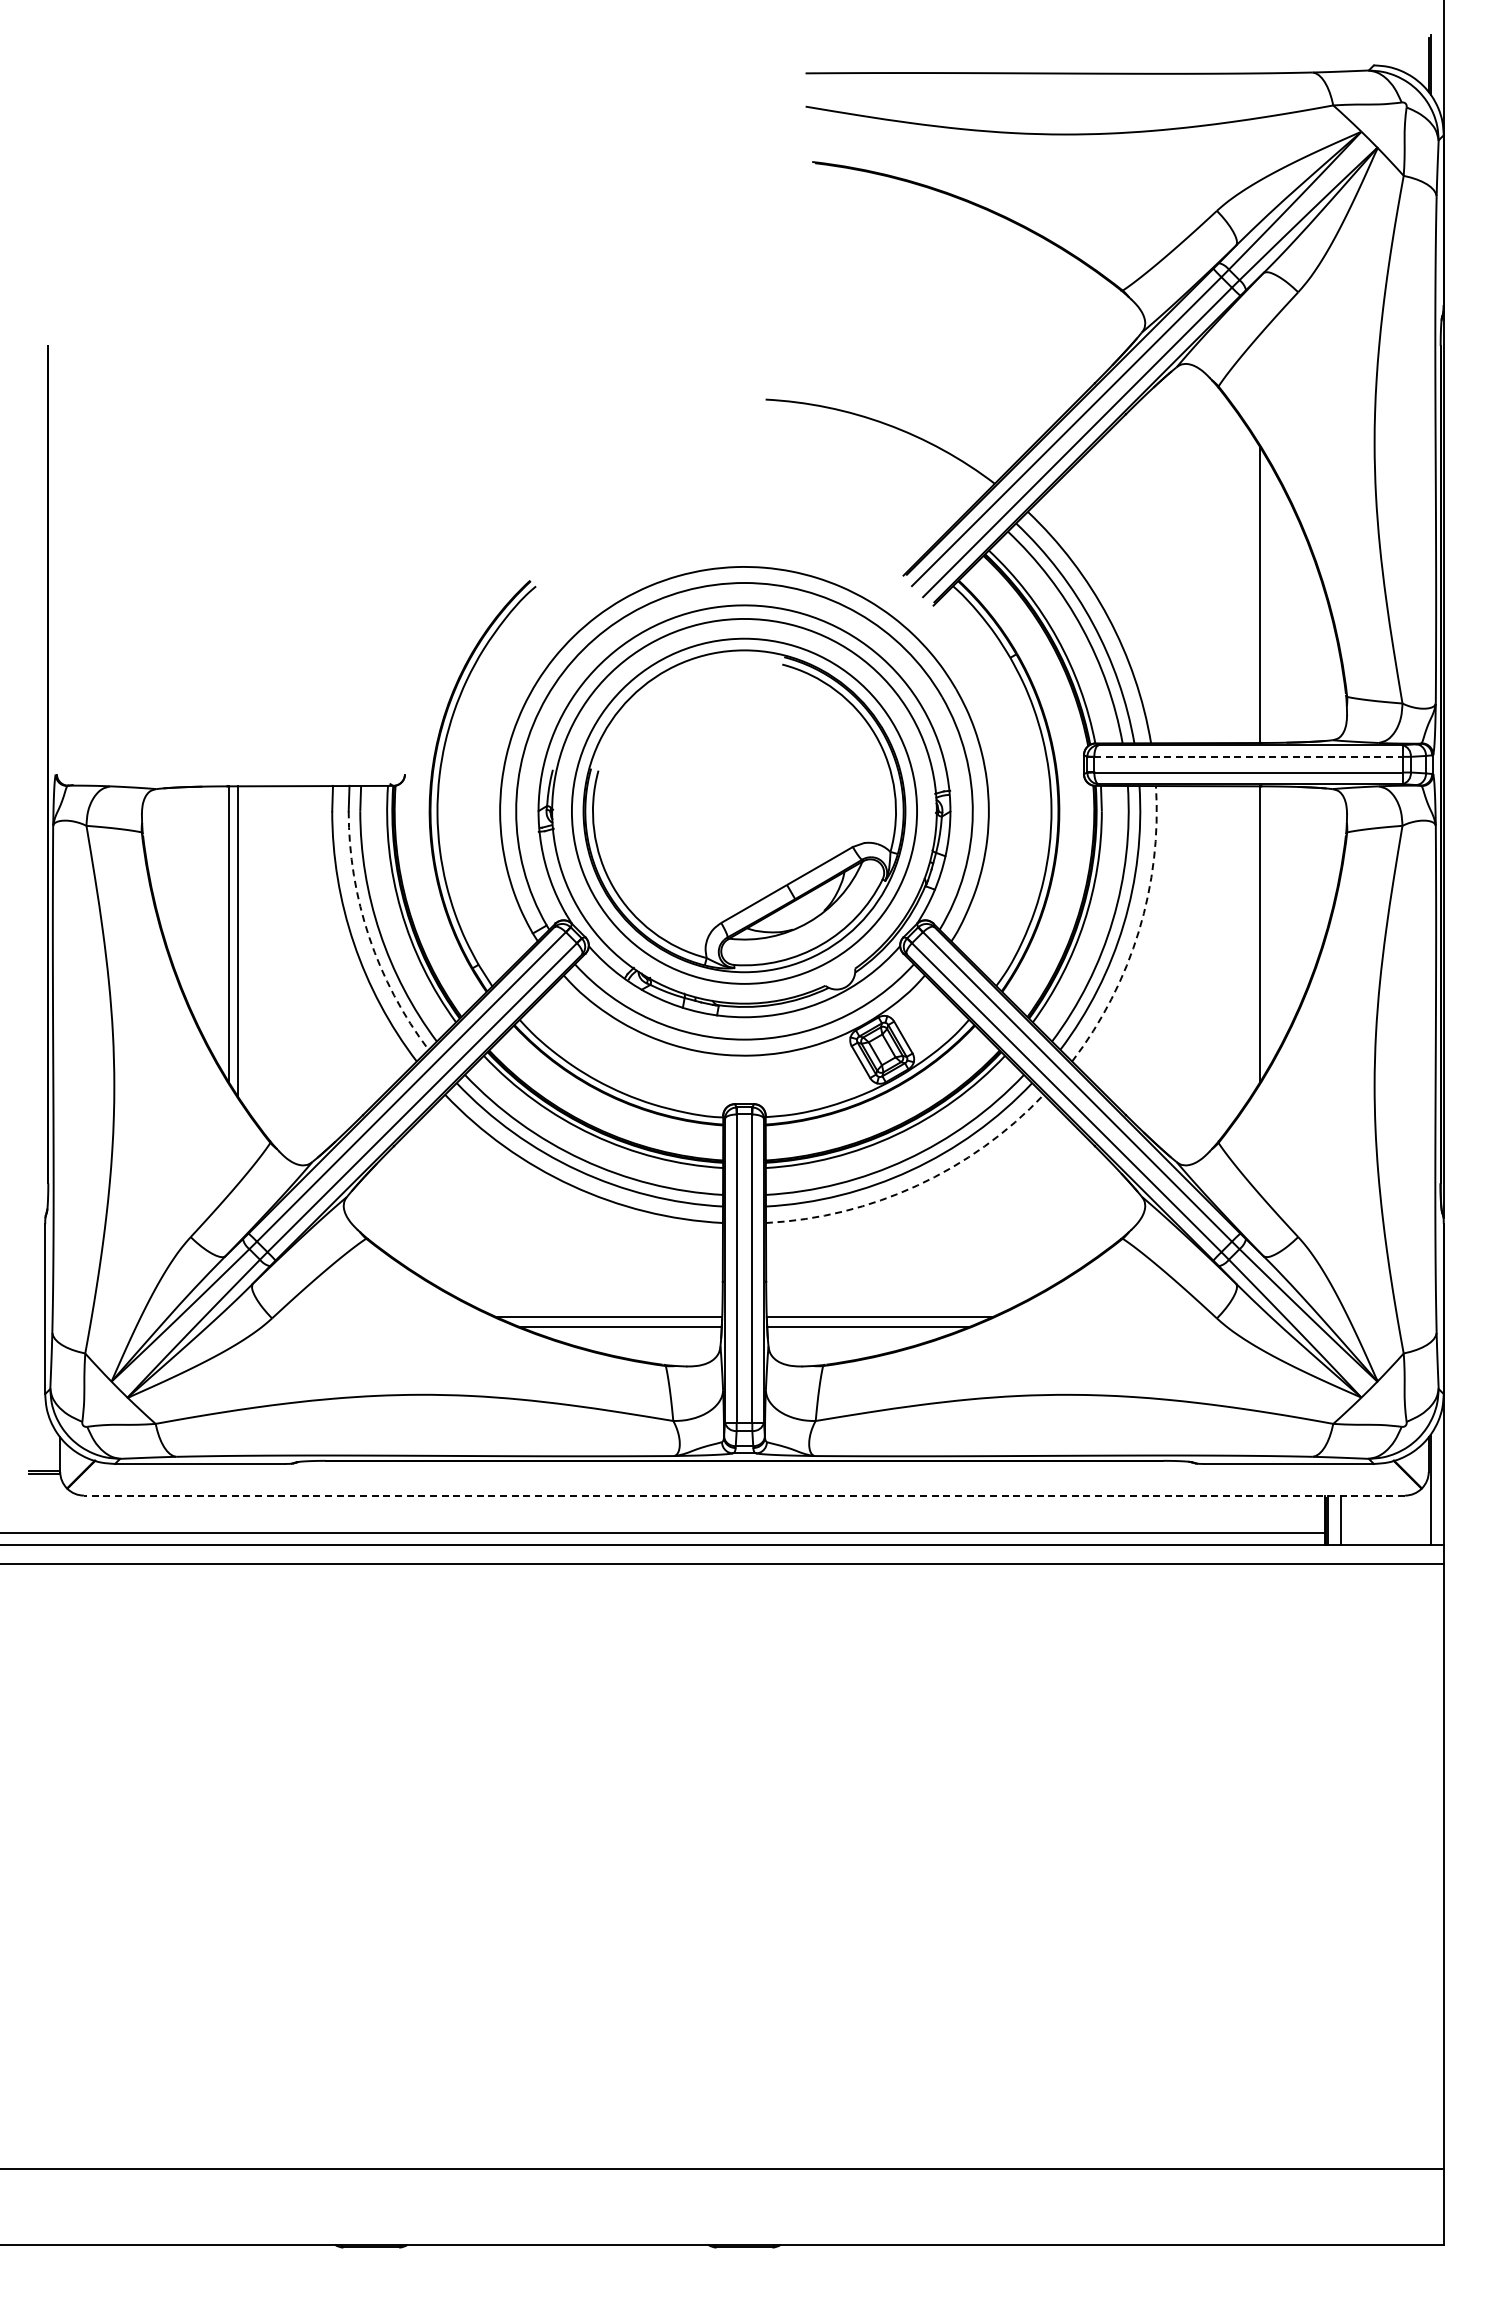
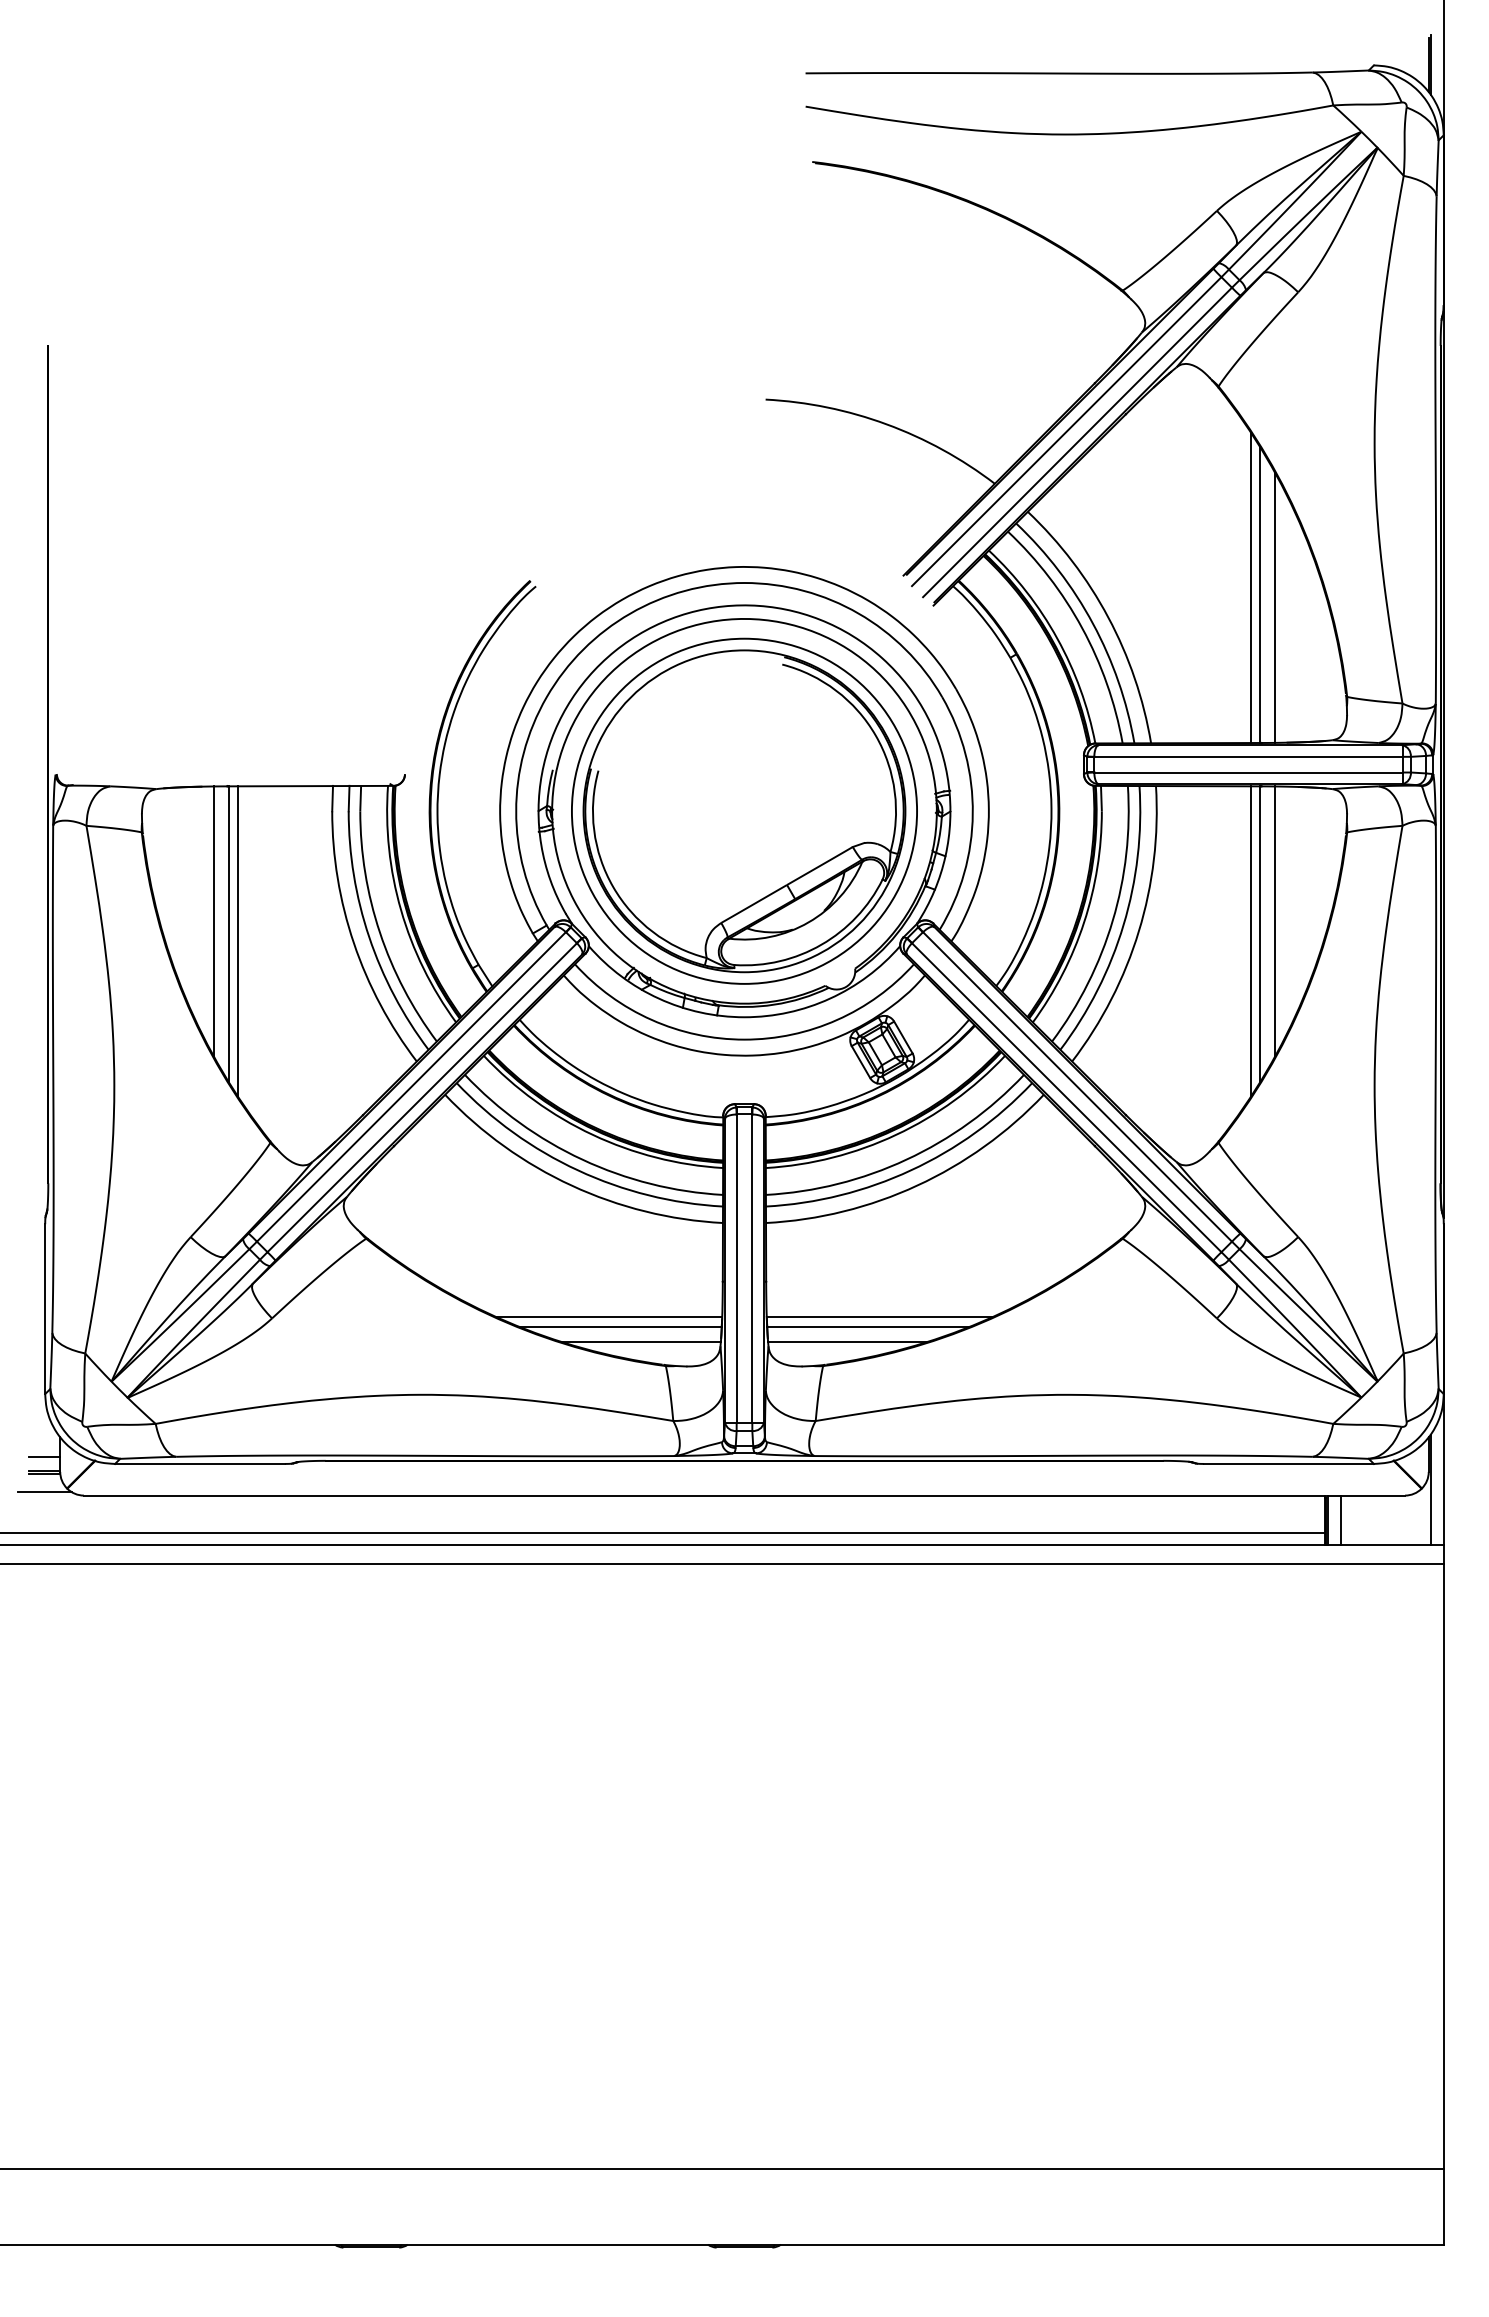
line: none -> present (1250, 587)
line: none -> present (1274, 607)
line: dashed -> solid (1248, 756)
line: none -> present (214, 921)
line: none -> present (1274, 921)
arc: dashed -> solid (1138, 931)
arc: dashed -> solid (369, 937)
line: none -> present (1250, 941)
arc: dashed -> solid (917, 1185)
line: none -> present (640, 1341)
line: none -> present (848, 1341)
line: none -> present (44, 1457)
line: none -> present (44, 1492)
line: dashed -> solid (744, 1495)
